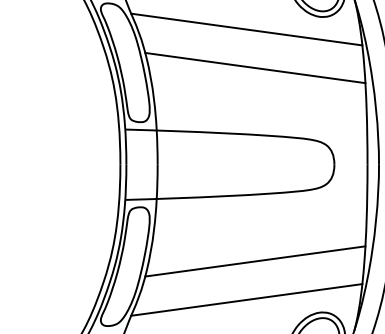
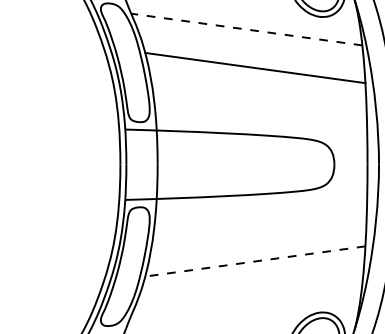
line: solid -> dashed (246, 29)
line: solid -> dashed (254, 261)
line: present -> none (246, 299)
